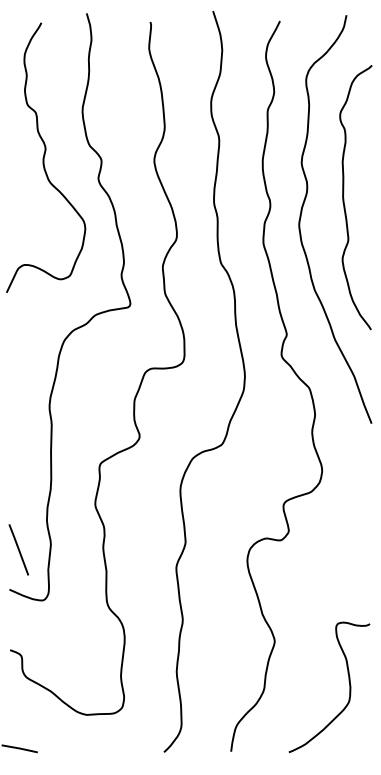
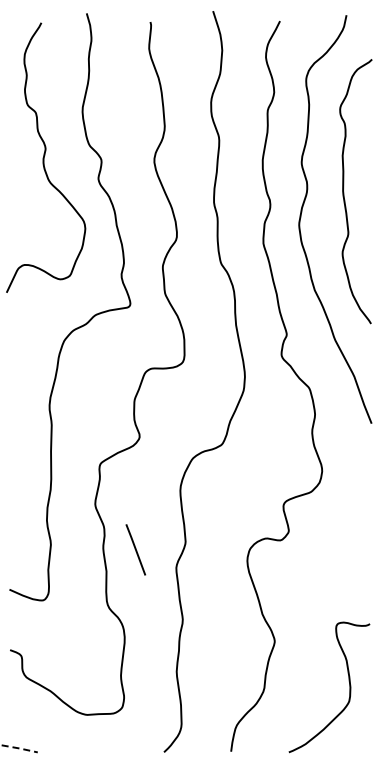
curve position: (344, 198) -> (344, 192) (344, 192)
line position: (18, 549) -> (135, 549) (135, 549)
line: solid -> dashed (20, 748)
